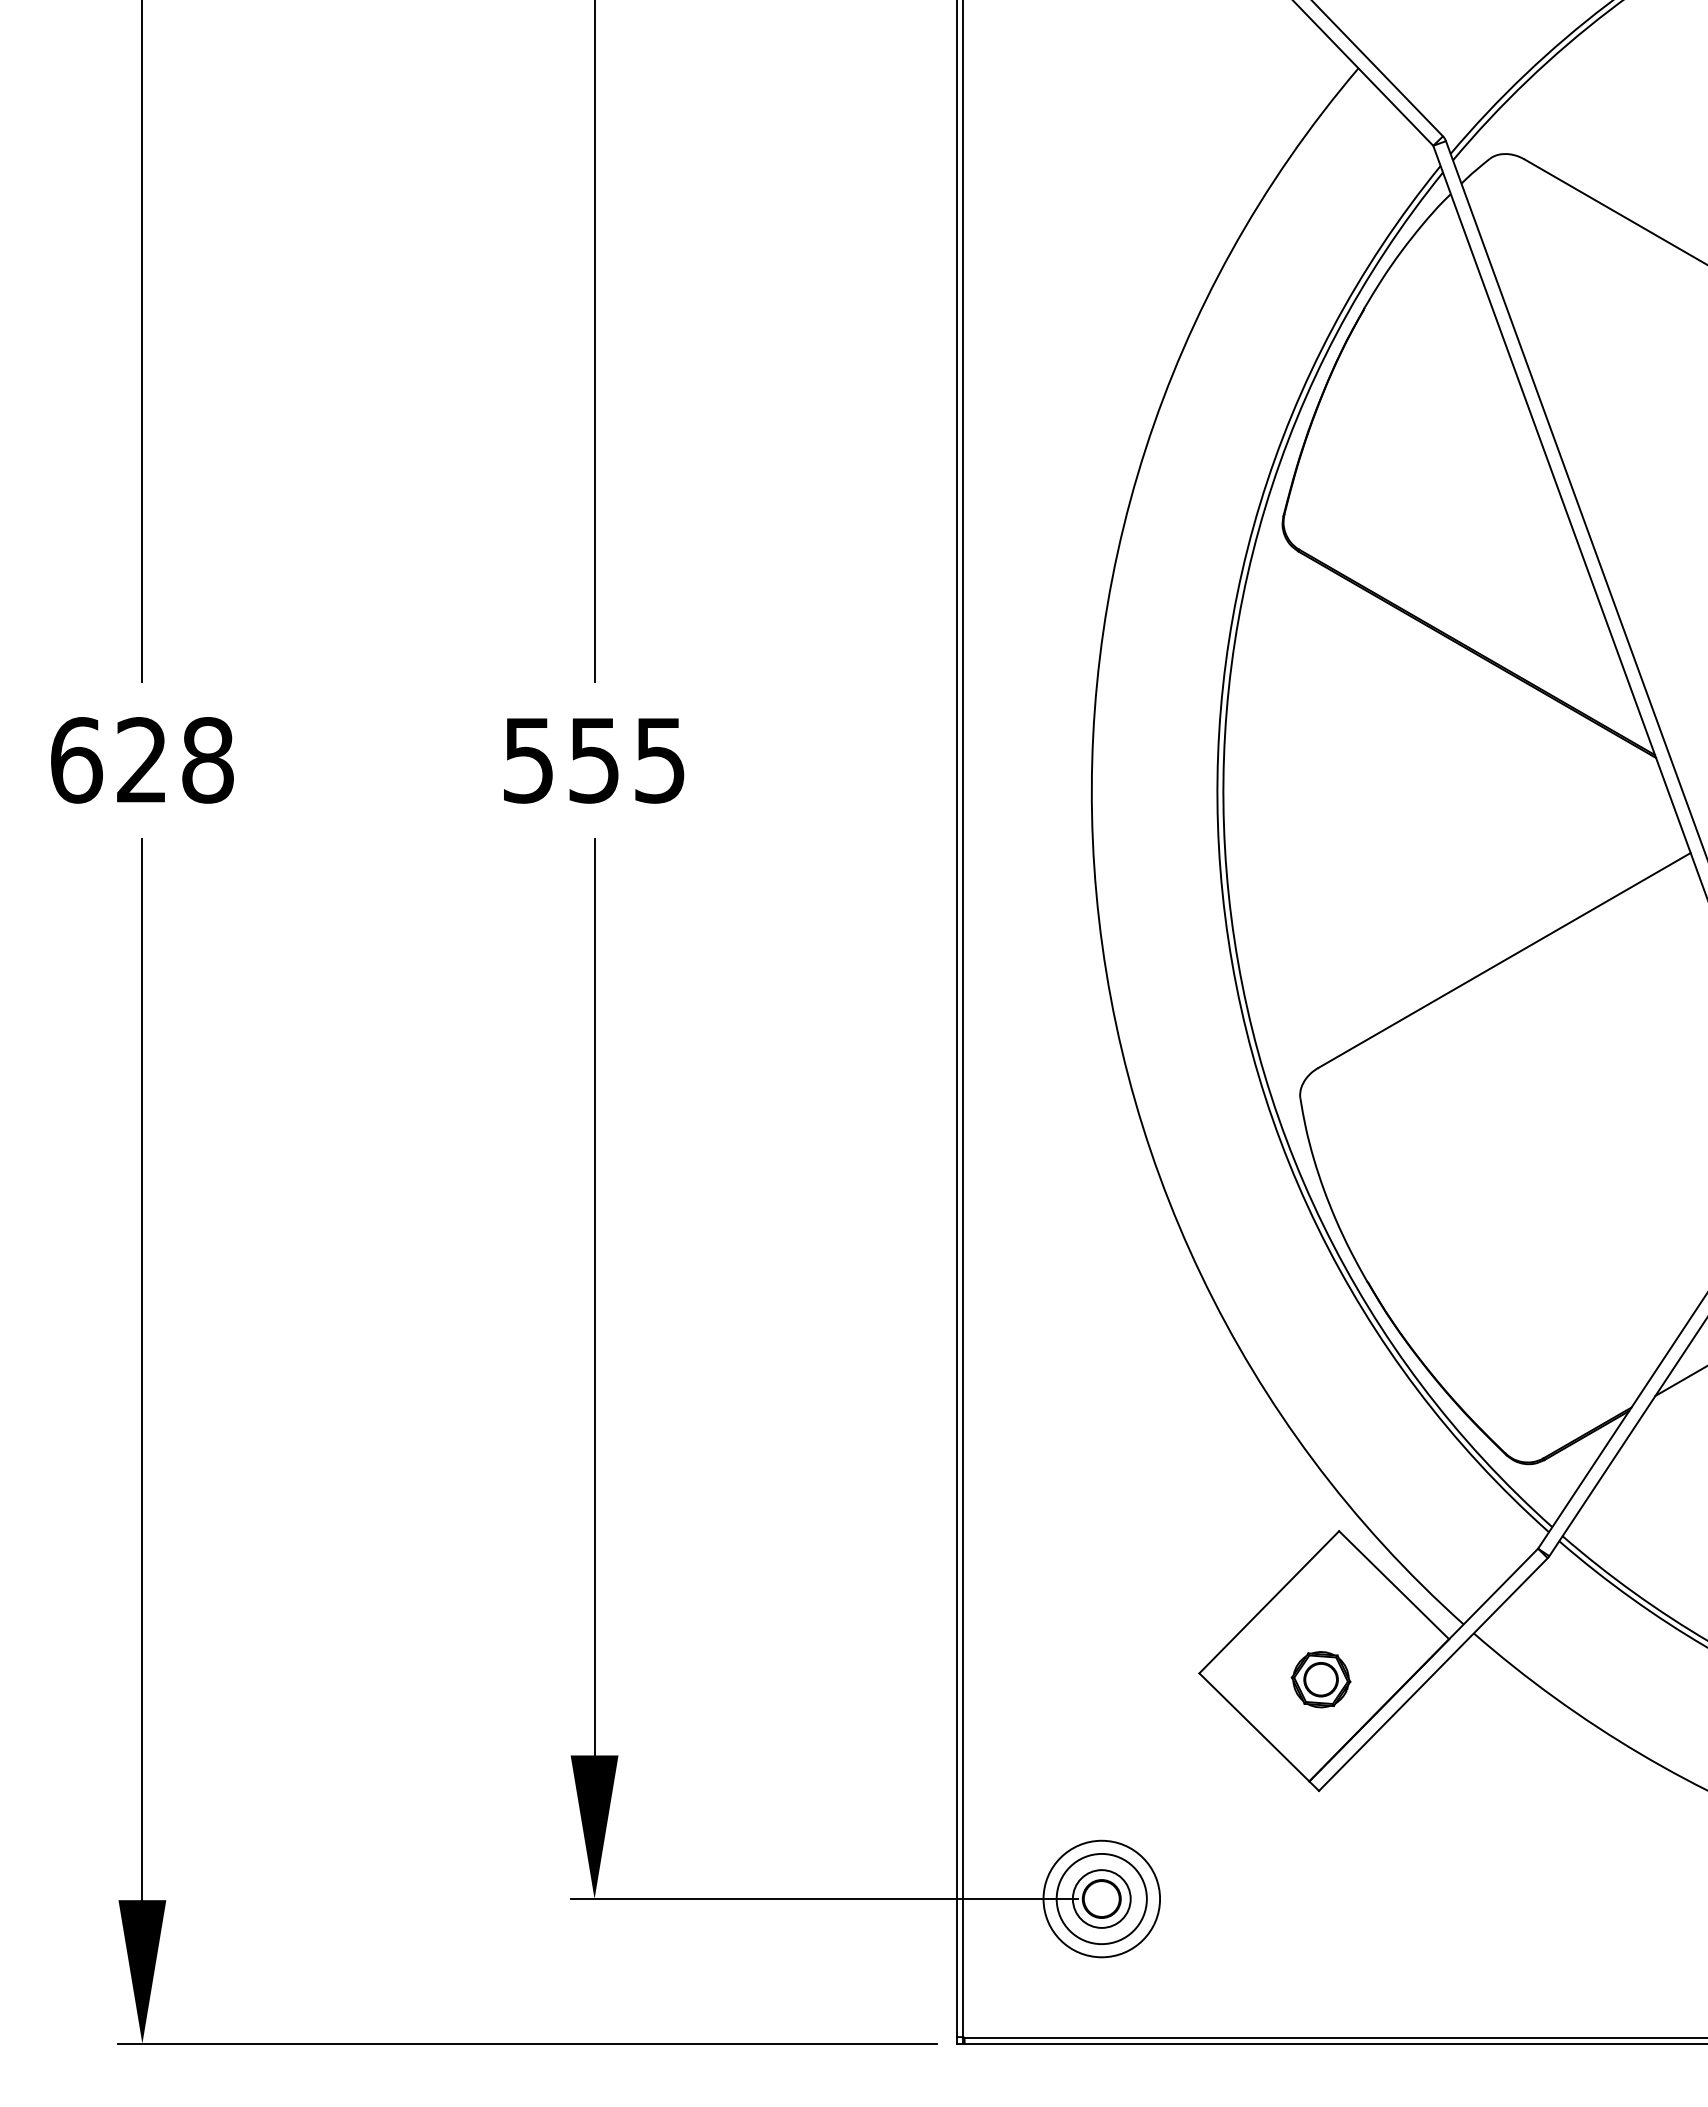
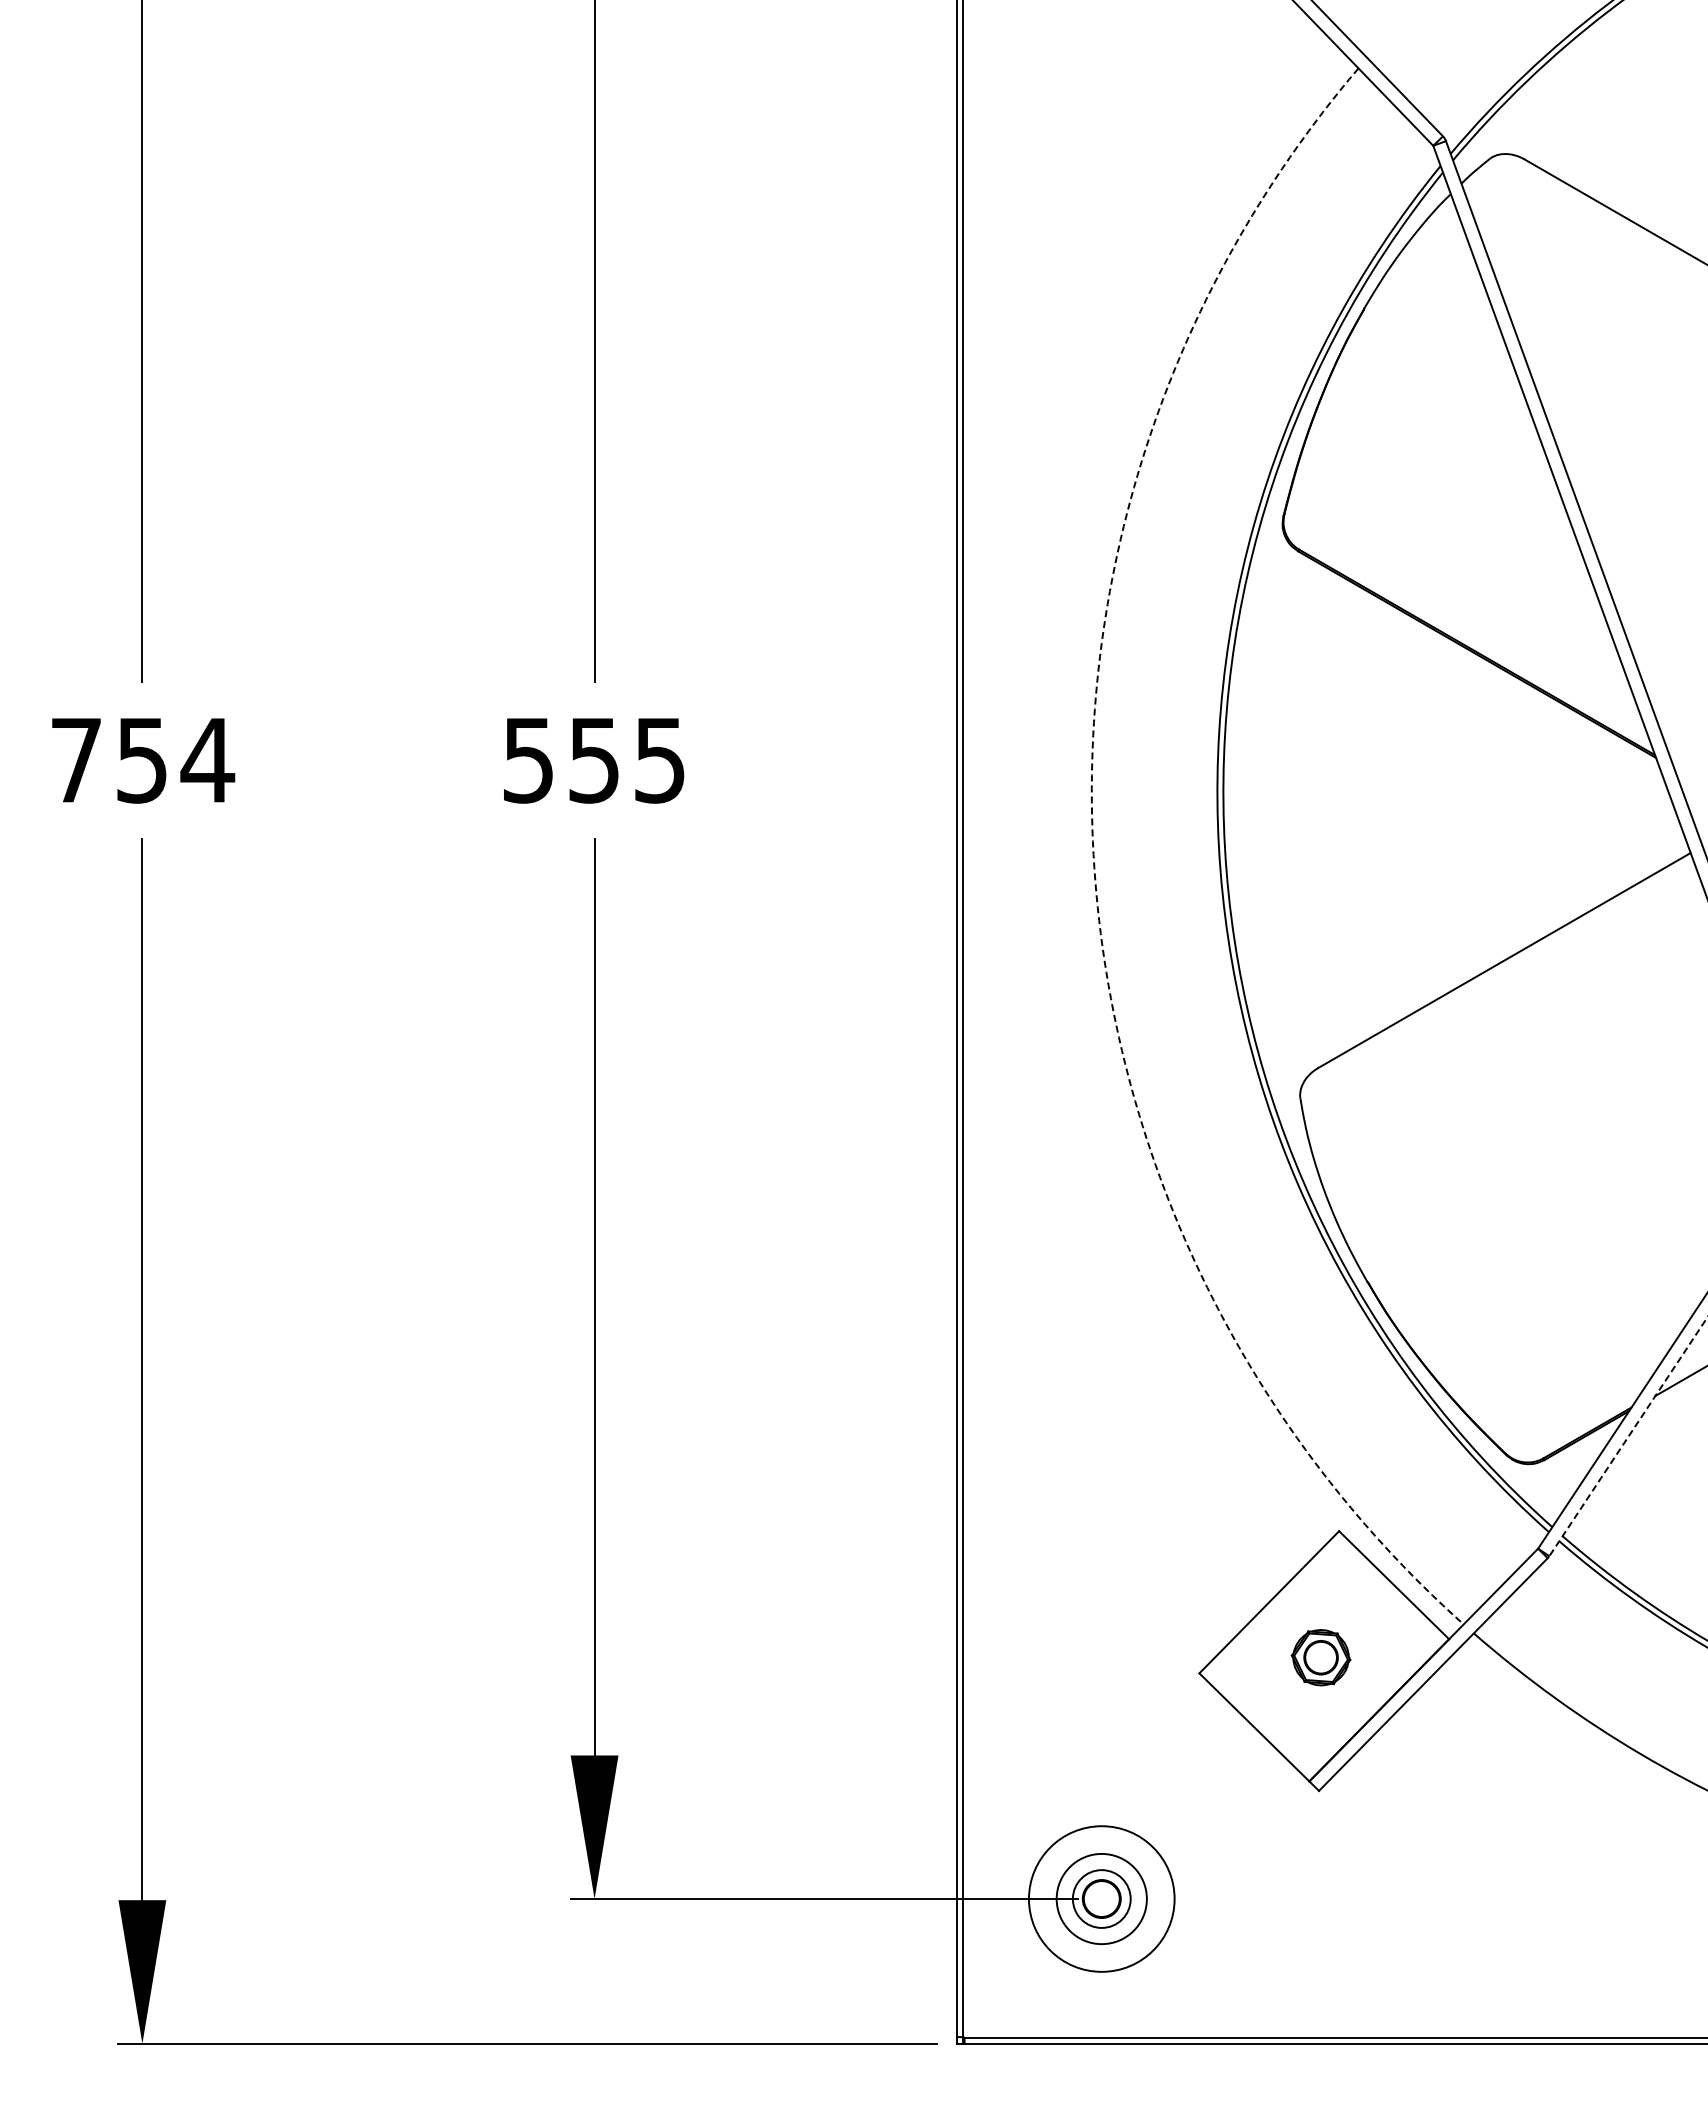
text: 628 -> 754 (143, 760)
arc: solid -> dashed (1094, 867)
line: solid -> dashed (1628, 1436)
part position: (1320, 1679) -> (1320, 1657) (1320, 1657)
circle diameter: 117 px -> 146 px (1101, 1898)
